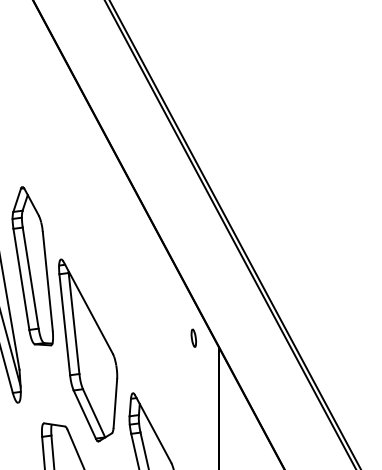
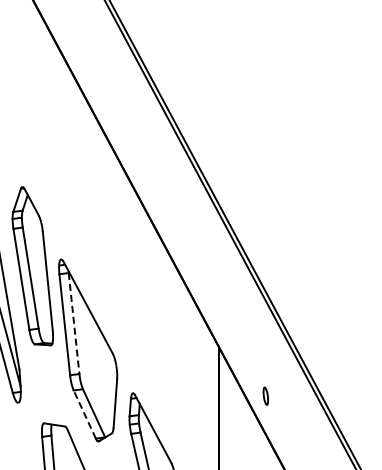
line: solid -> dashed (74, 323)
part position: (193, 337) -> (265, 395) (265, 395)
line: solid -> dashed (84, 414)
